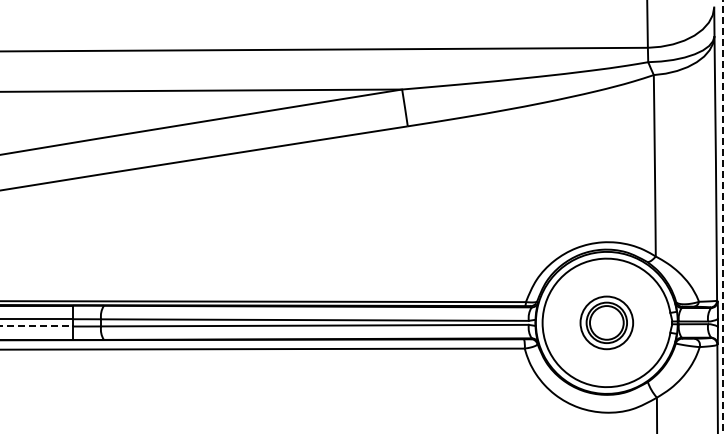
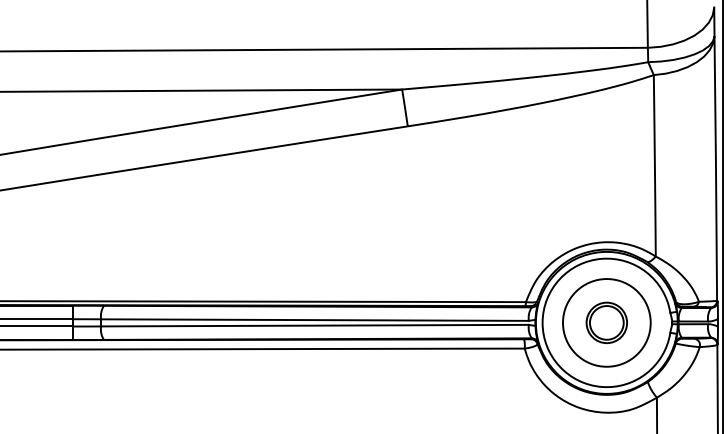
line: dashed -> solid (722, 216)
circle diameter: 53 px -> 88 px (606, 322)
line: dashed -> solid (37, 326)
